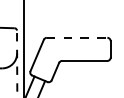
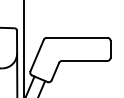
line: dashed -> solid (77, 37)
line: dashed -> solid (17, 63)
